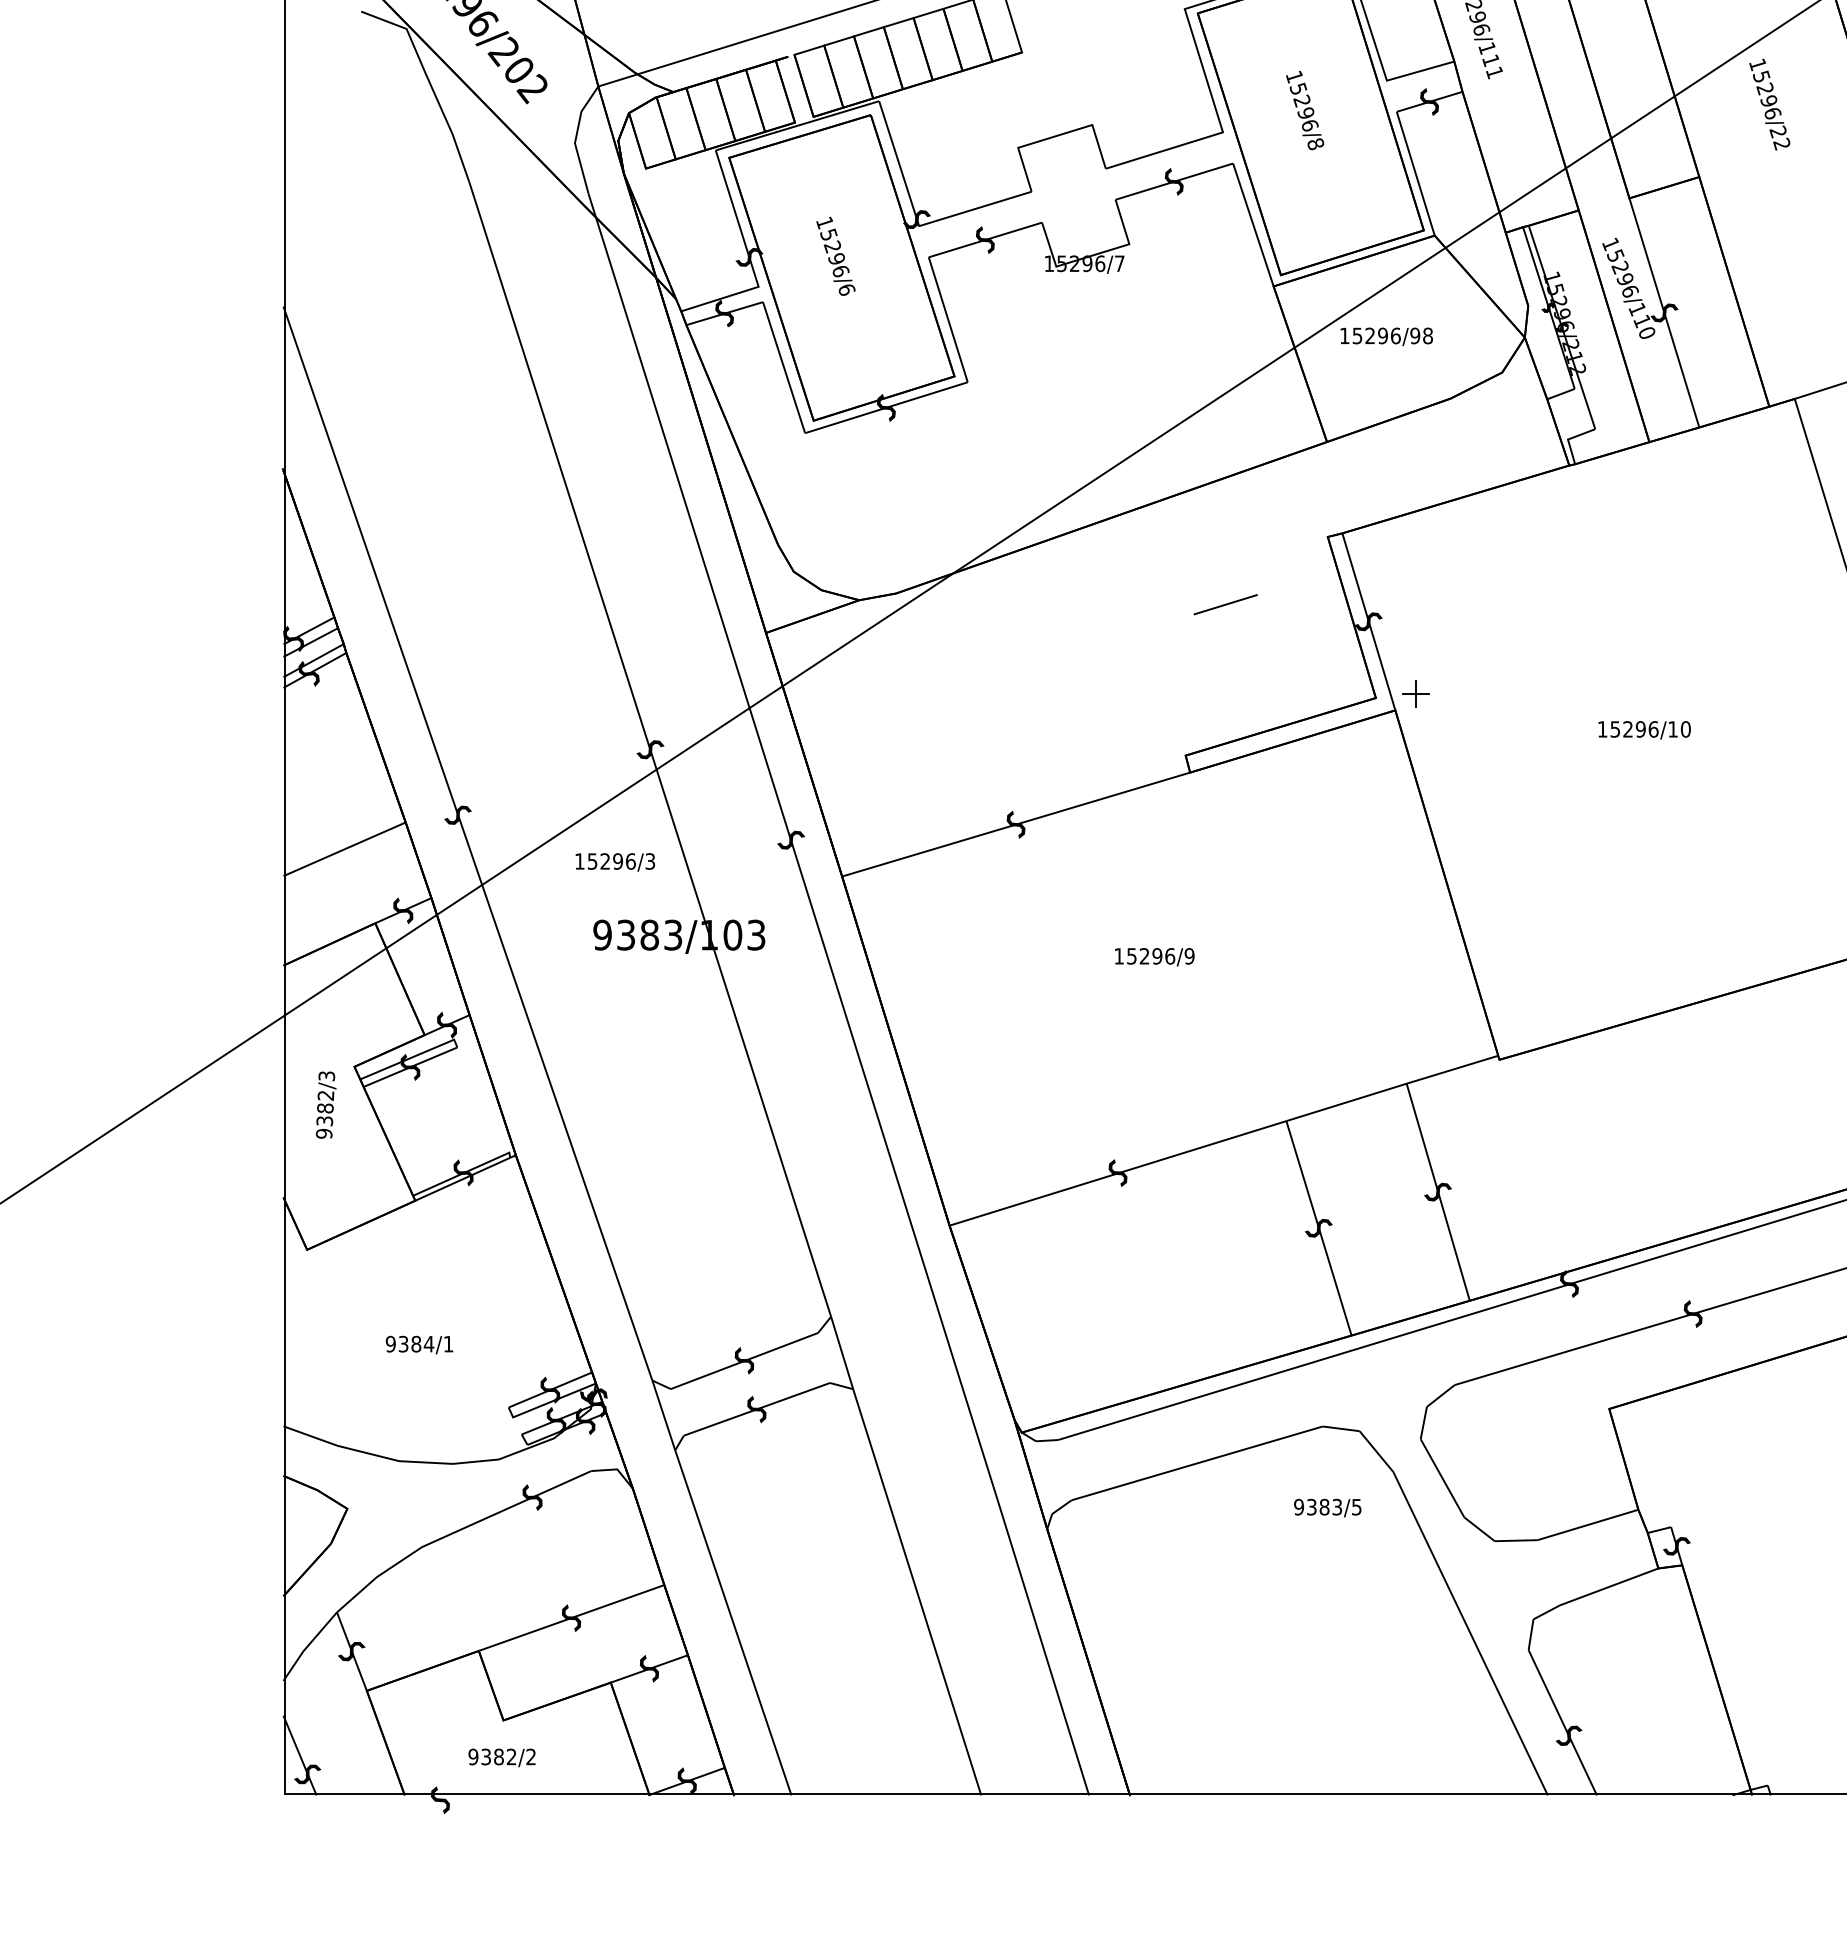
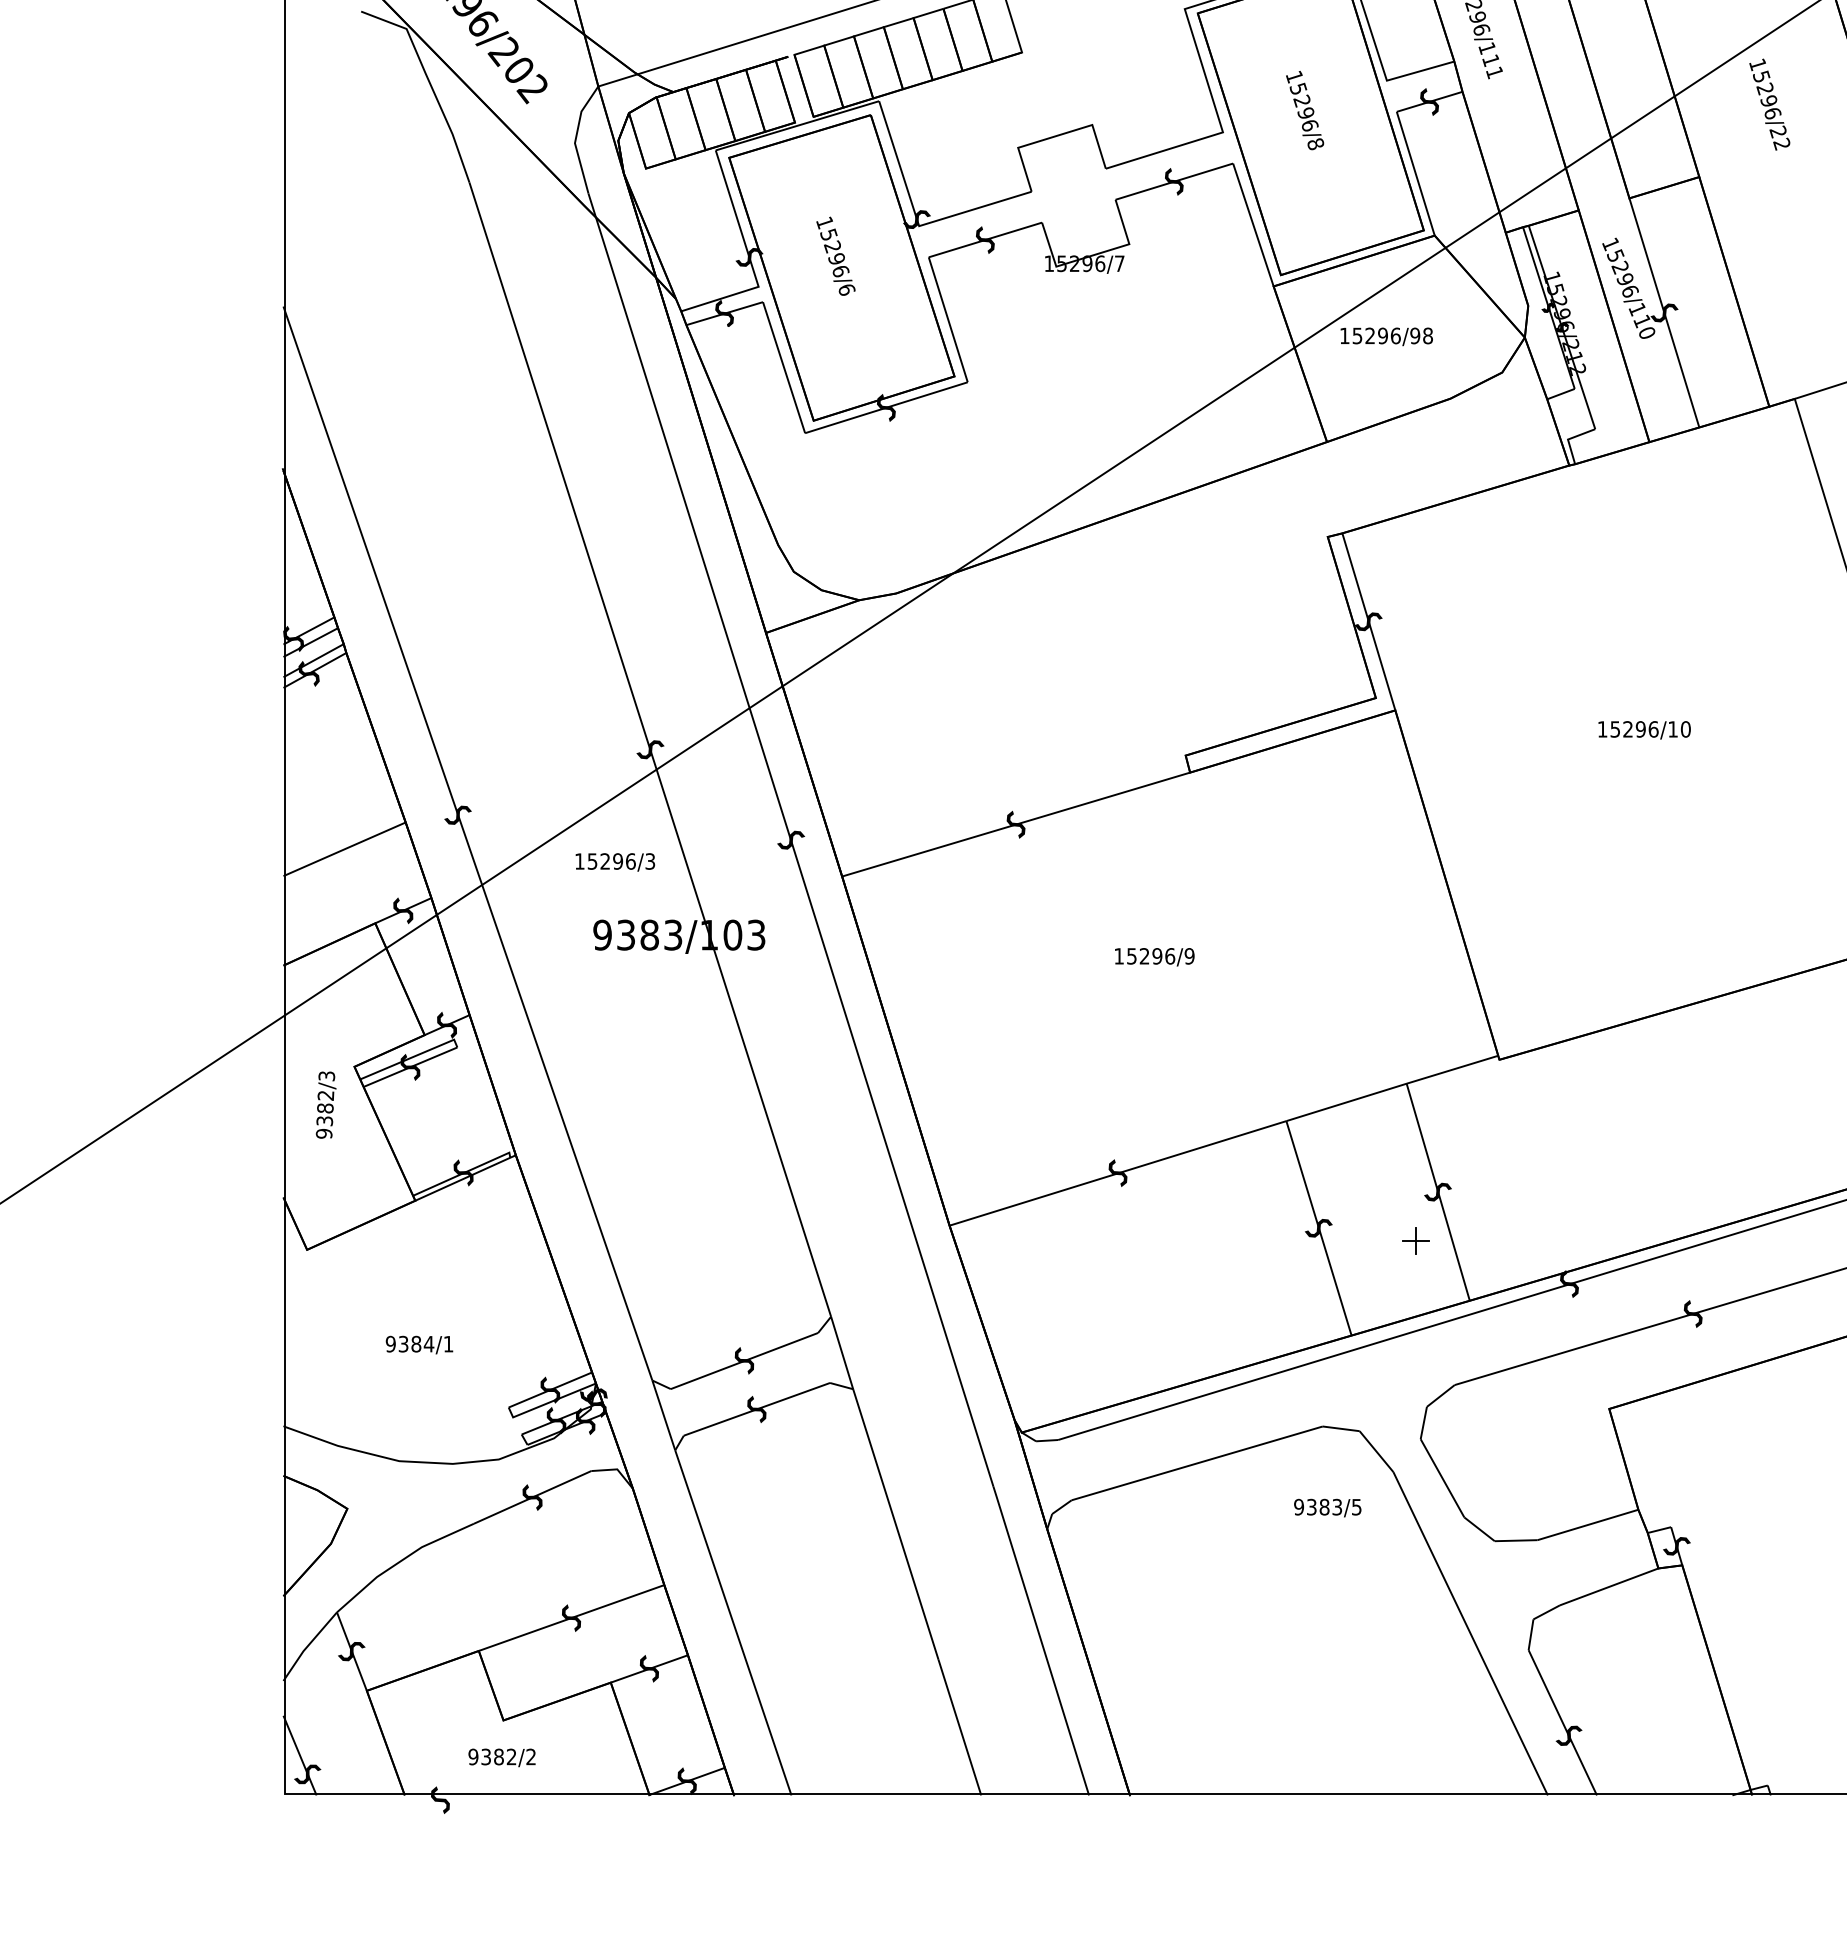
line: present -> none (1225, 604)
part position: (1415, 693) -> (1415, 1240) (1415, 1240)
